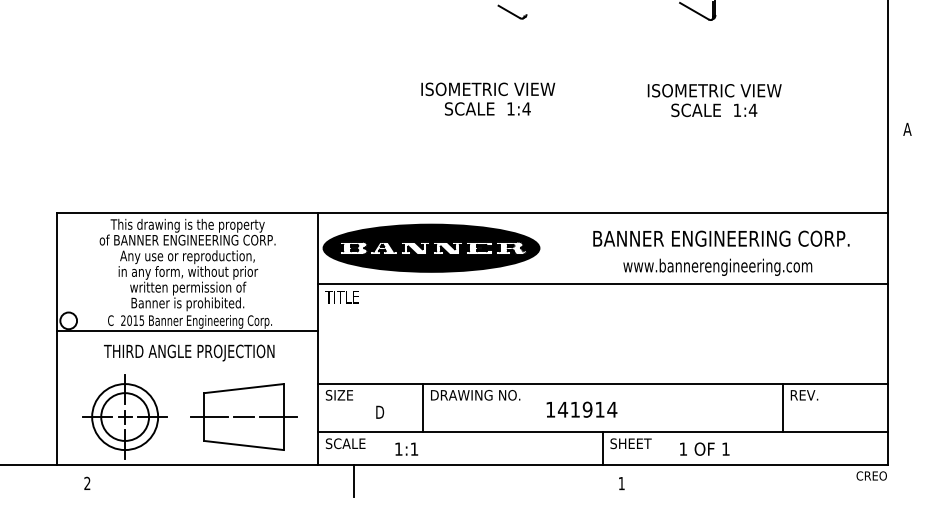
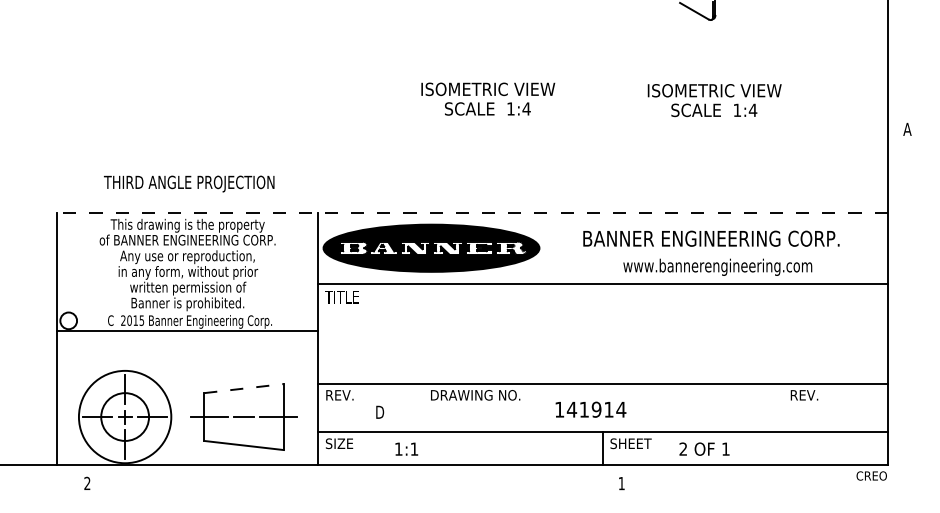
part: present -> none (512, 11)
line: solid -> dashed (471, 213)
text position: (721, 238) -> (711, 238) (711, 238)
text position: (189, 352) -> (189, 183) (189, 183)
line: solid -> dashed (243, 388)
text: SIZE -> REV. (339, 395)
line: present -> none (423, 407)
line: present -> none (782, 407)
text position: (581, 409) -> (590, 409) (590, 409)
circle diameter: 66 px -> 92 px (124, 416)
text: SCALE -> SIZE (349, 443)
text: 1 -> 2 (682, 448)
line: present -> none (354, 480)
